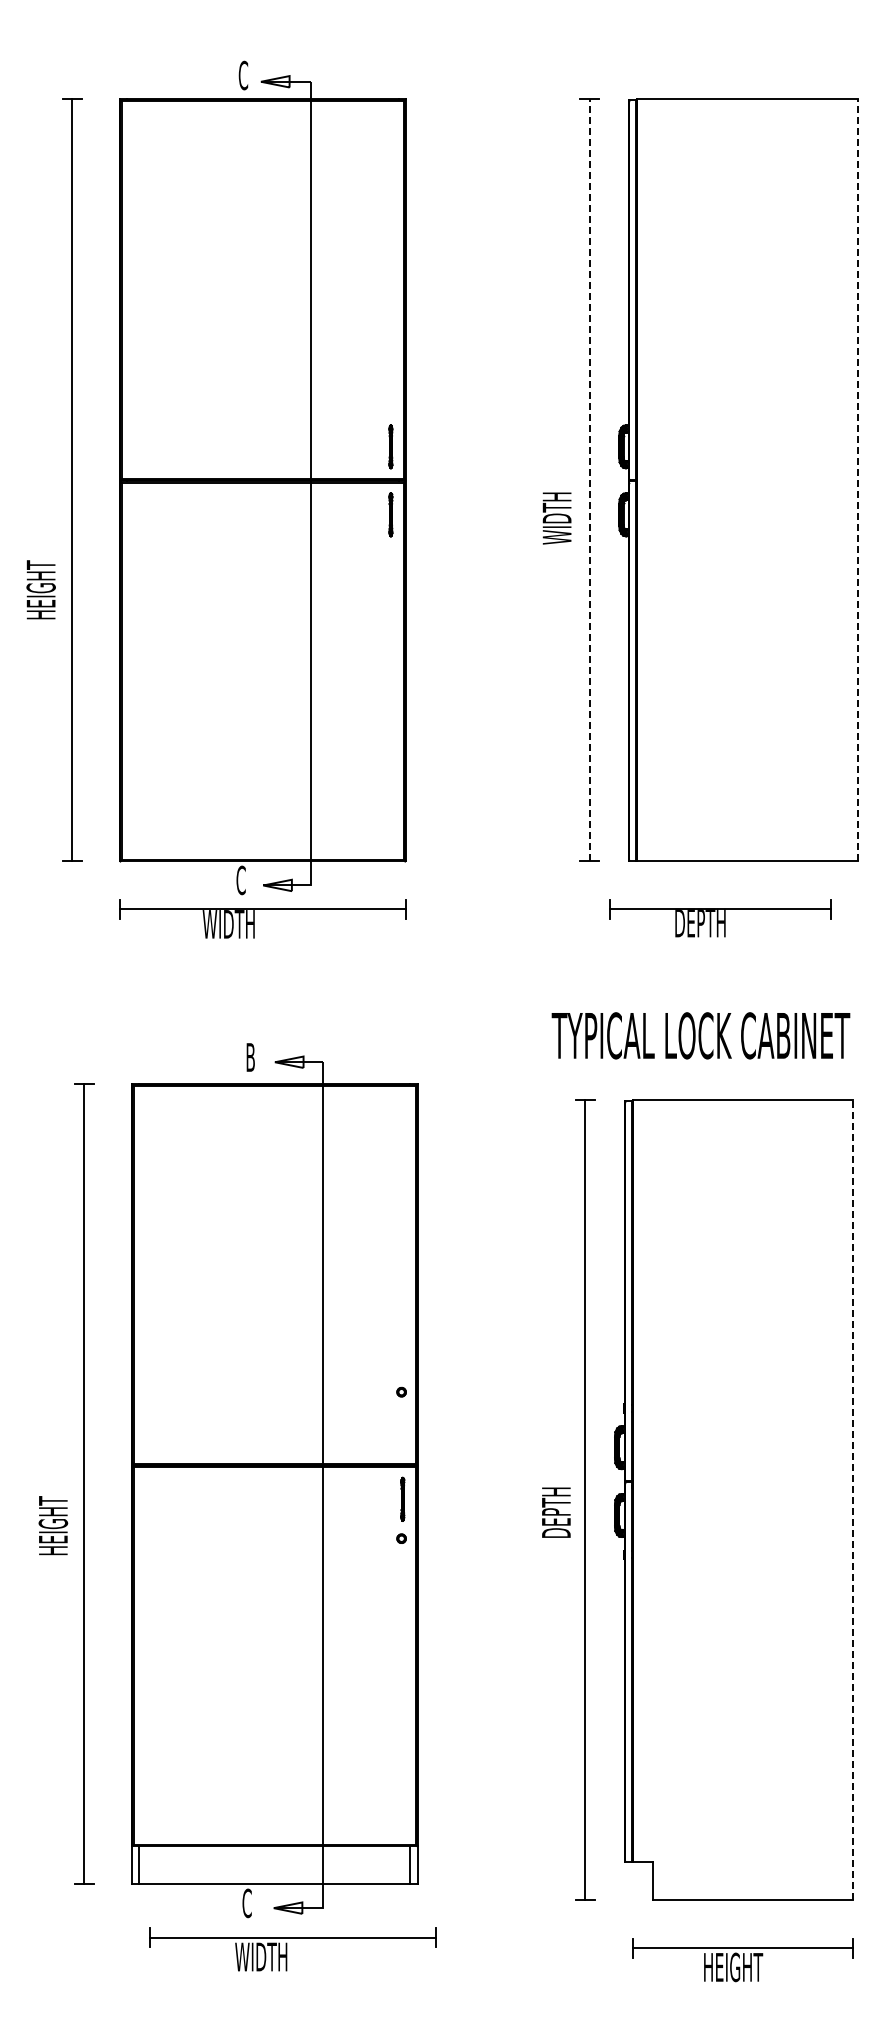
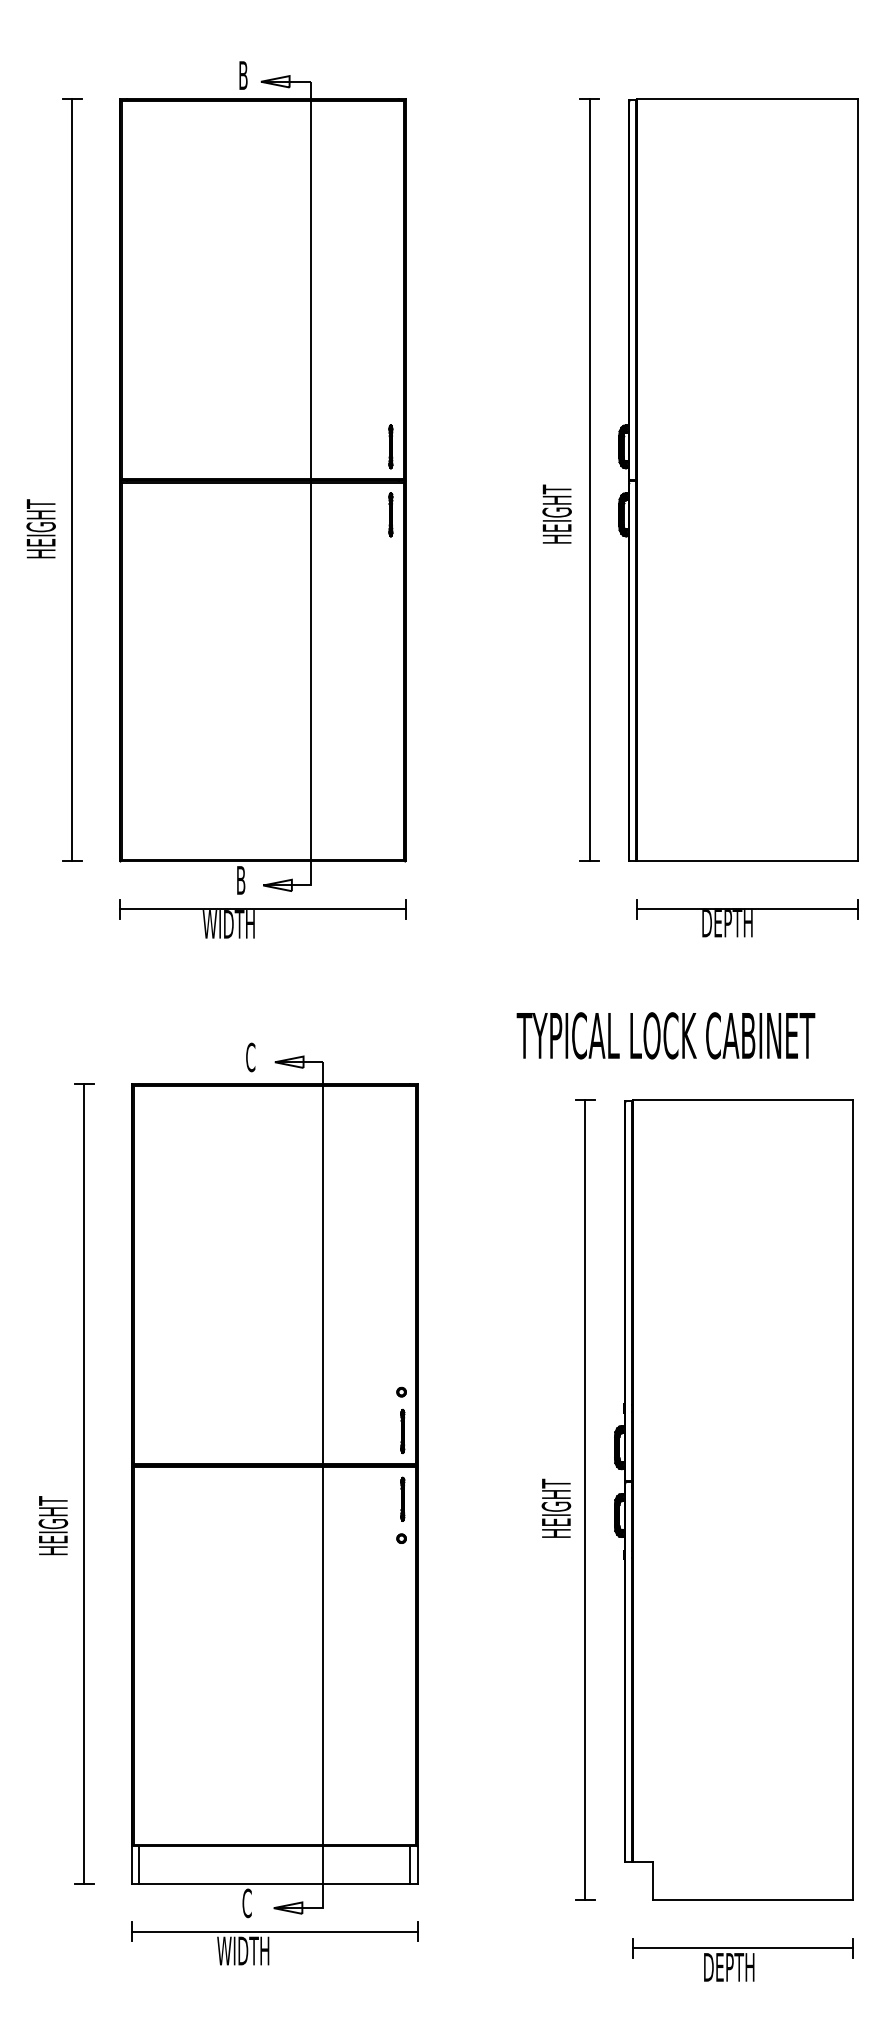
text: C -> B (243, 75)
line: dashed -> solid (589, 479)
line: dashed -> solid (857, 479)
text: WIDTH -> HEIGHT (556, 514)
text position: (40, 589) -> (40, 528) (40, 528)
text: C -> B (240, 880)
part position: (720, 918) -> (747, 918) (747, 918)
text position: (700, 1035) -> (665, 1035) (665, 1035)
text: B -> C (250, 1057)
part: none -> present (402, 1431)
line: dashed -> solid (853, 1499)
text: DEPTH -> HEIGHT (556, 1507)
part position: (292, 1949) -> (274, 1943) (274, 1943)
text: HEIGHT -> DEPTH (734, 1967)
